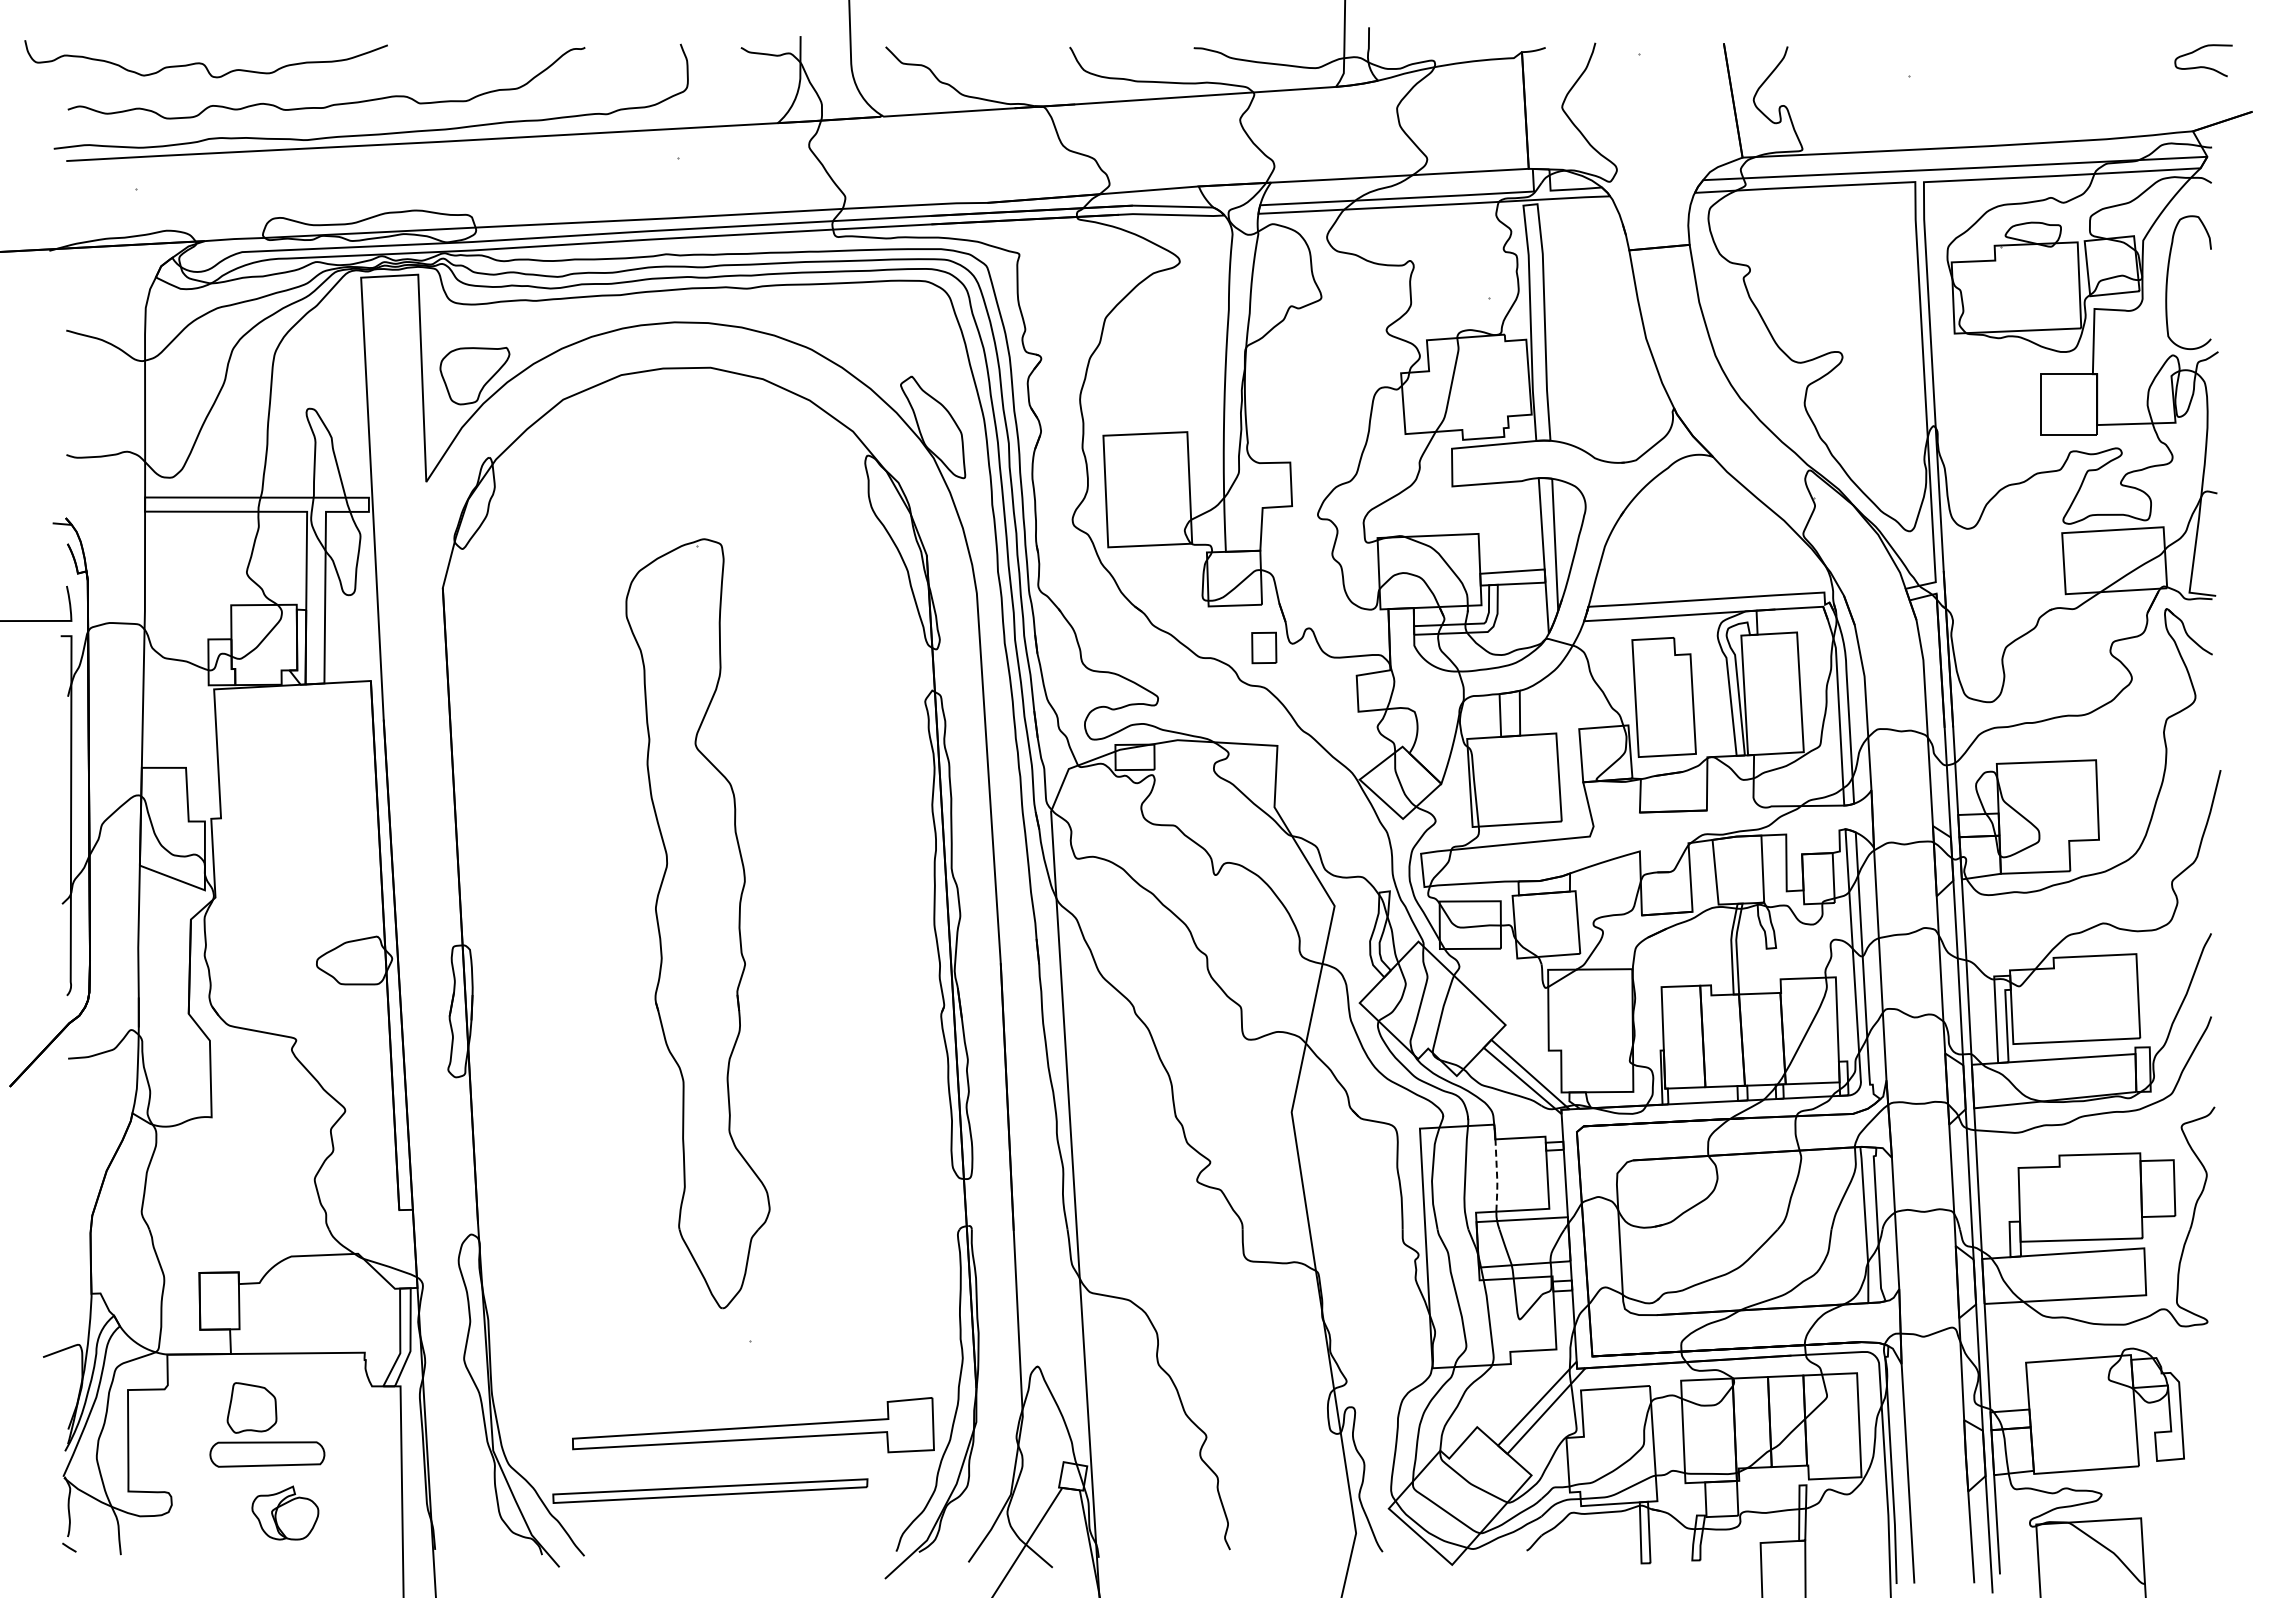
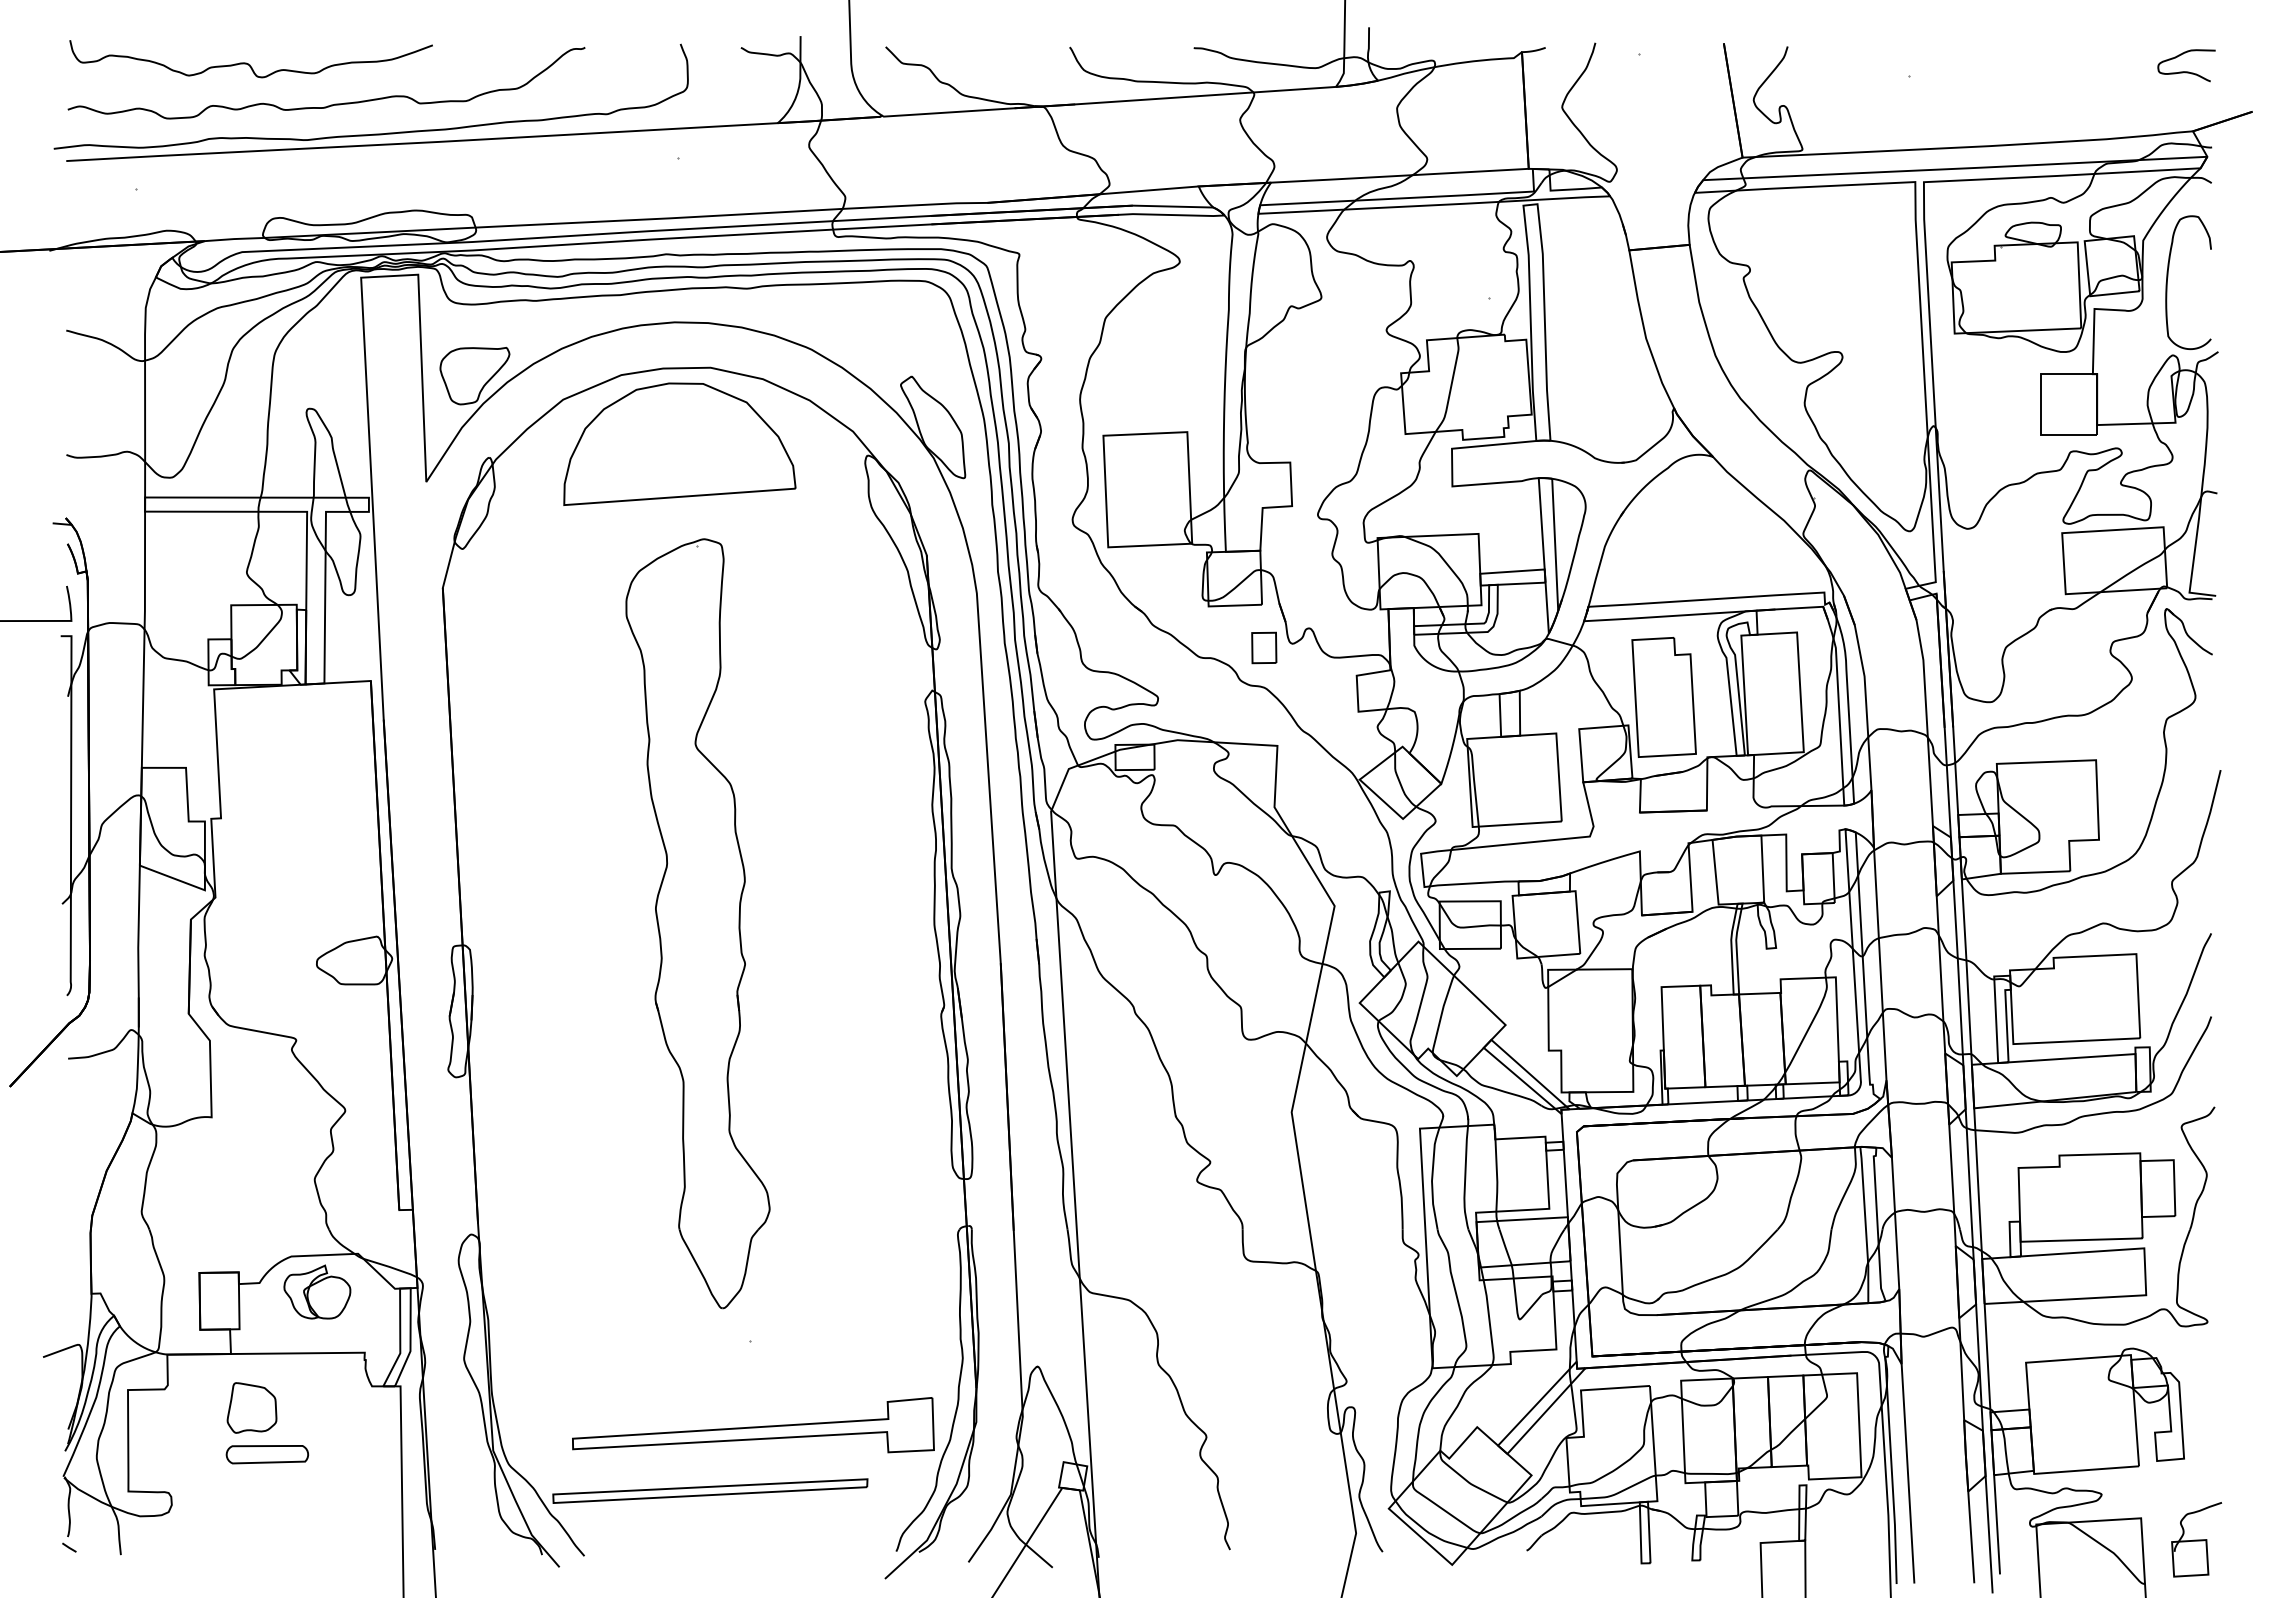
curve position: (203, 63) -> (248, 63) (248, 63)
curve position: (2203, 66) -> (2186, 71) (2186, 71)
part: none -> present (679, 443)
line: dashed -> solid (1497, 1177)
part size: 117x27 px -> 85x20 px (267, 1454)
part position: (285, 1512) -> (317, 1291) (317, 1291)
part: none -> present (2196, 1539)
